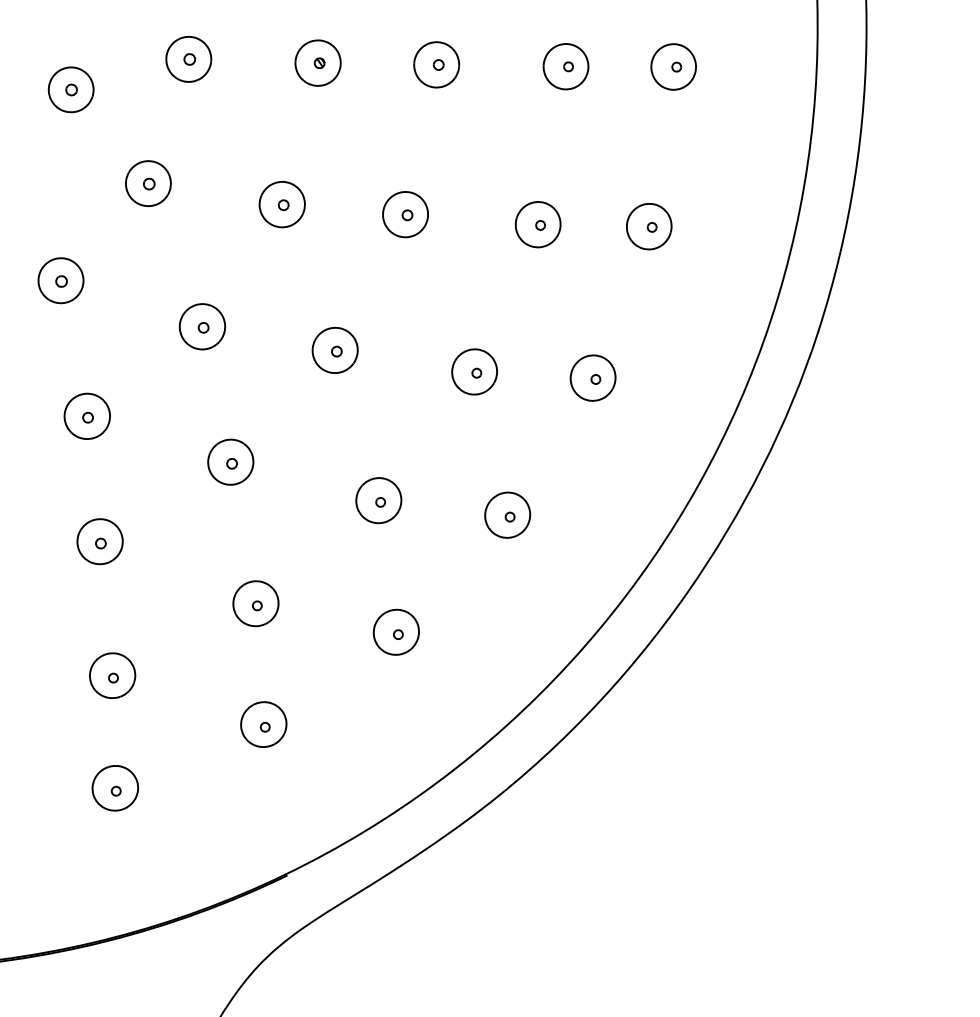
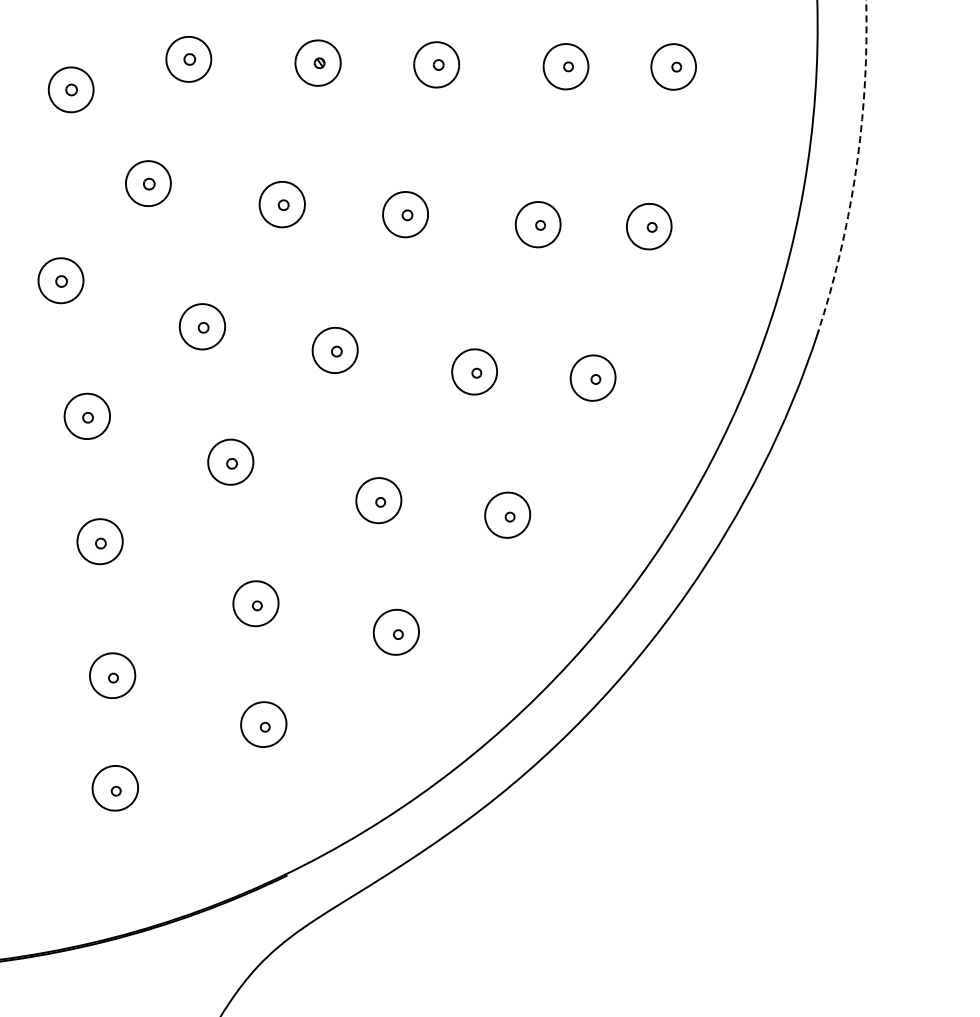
arc: solid -> dashed (856, 166)
